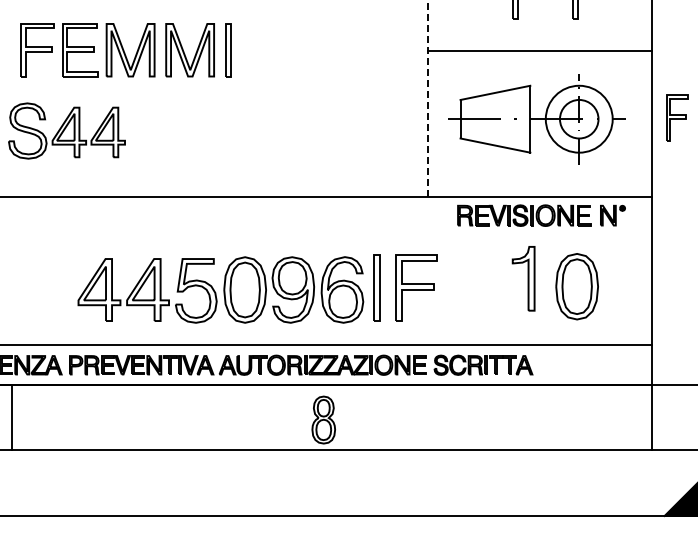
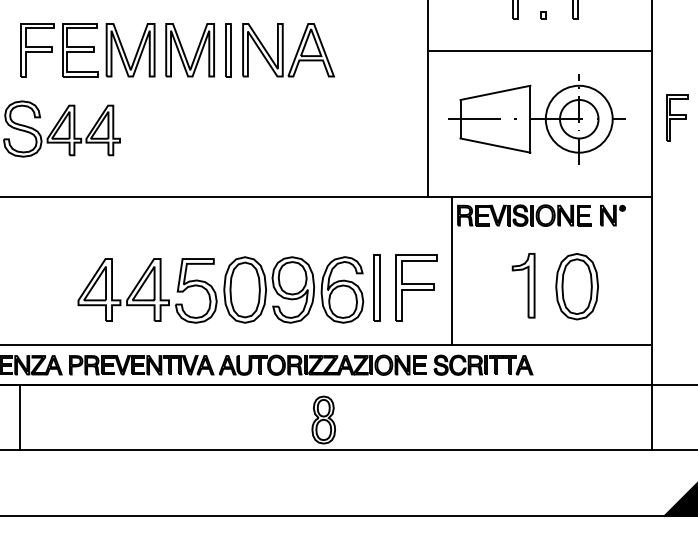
part: none -> present (543, 15)
part: none -> present (288, 50)
line: dashed -> solid (428, 98)
part position: (66, 130) -> (61, 128) (61, 128)
line: none -> present (451, 270)
part position: (523, 278) -> (523, 285) (523, 285)
line position: (11, 417) -> (19, 417) (19, 417)
